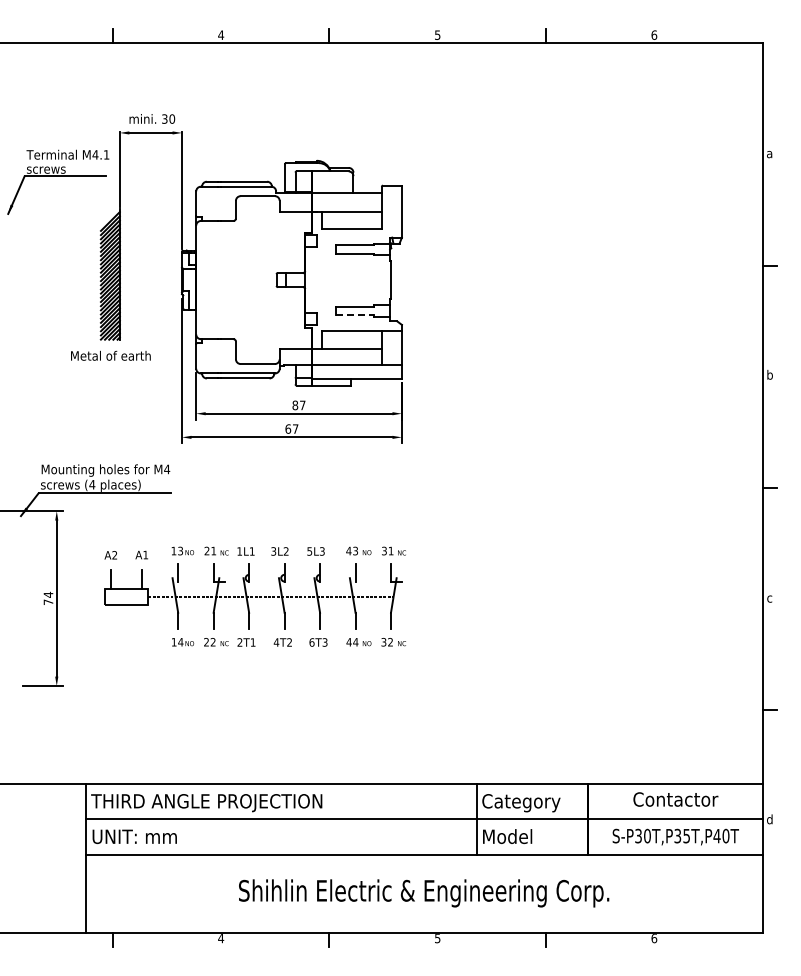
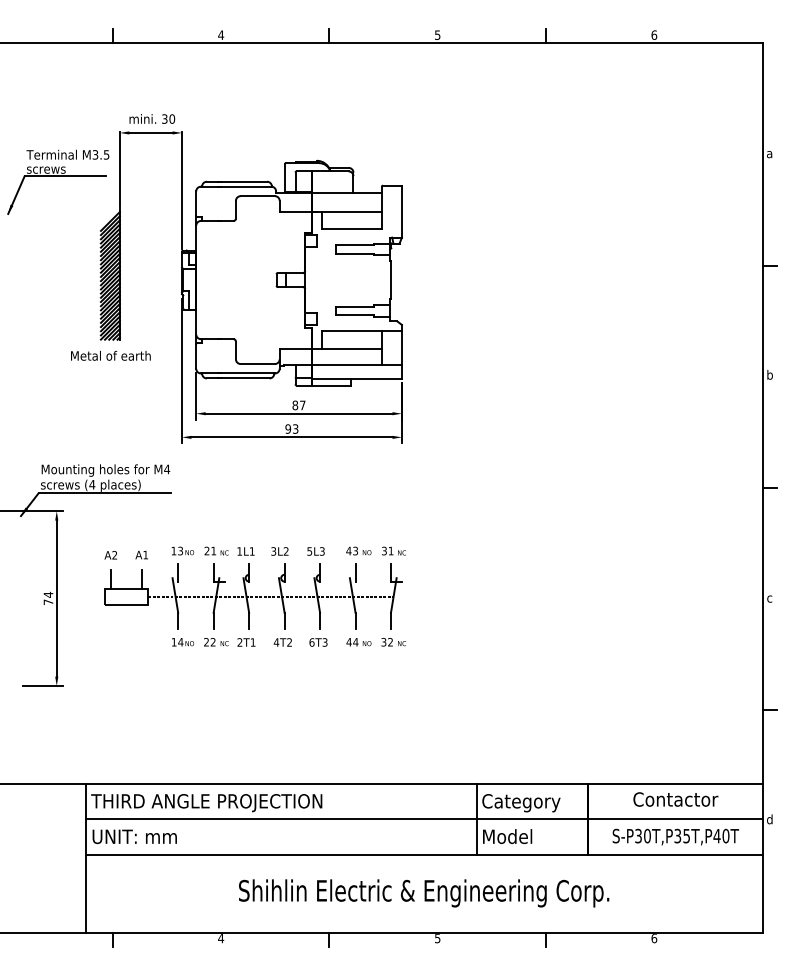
text: M4.1 -> M3.5 (100, 154)
line: dashed -> solid (354, 315)
text: 67 -> 93 (291, 428)
